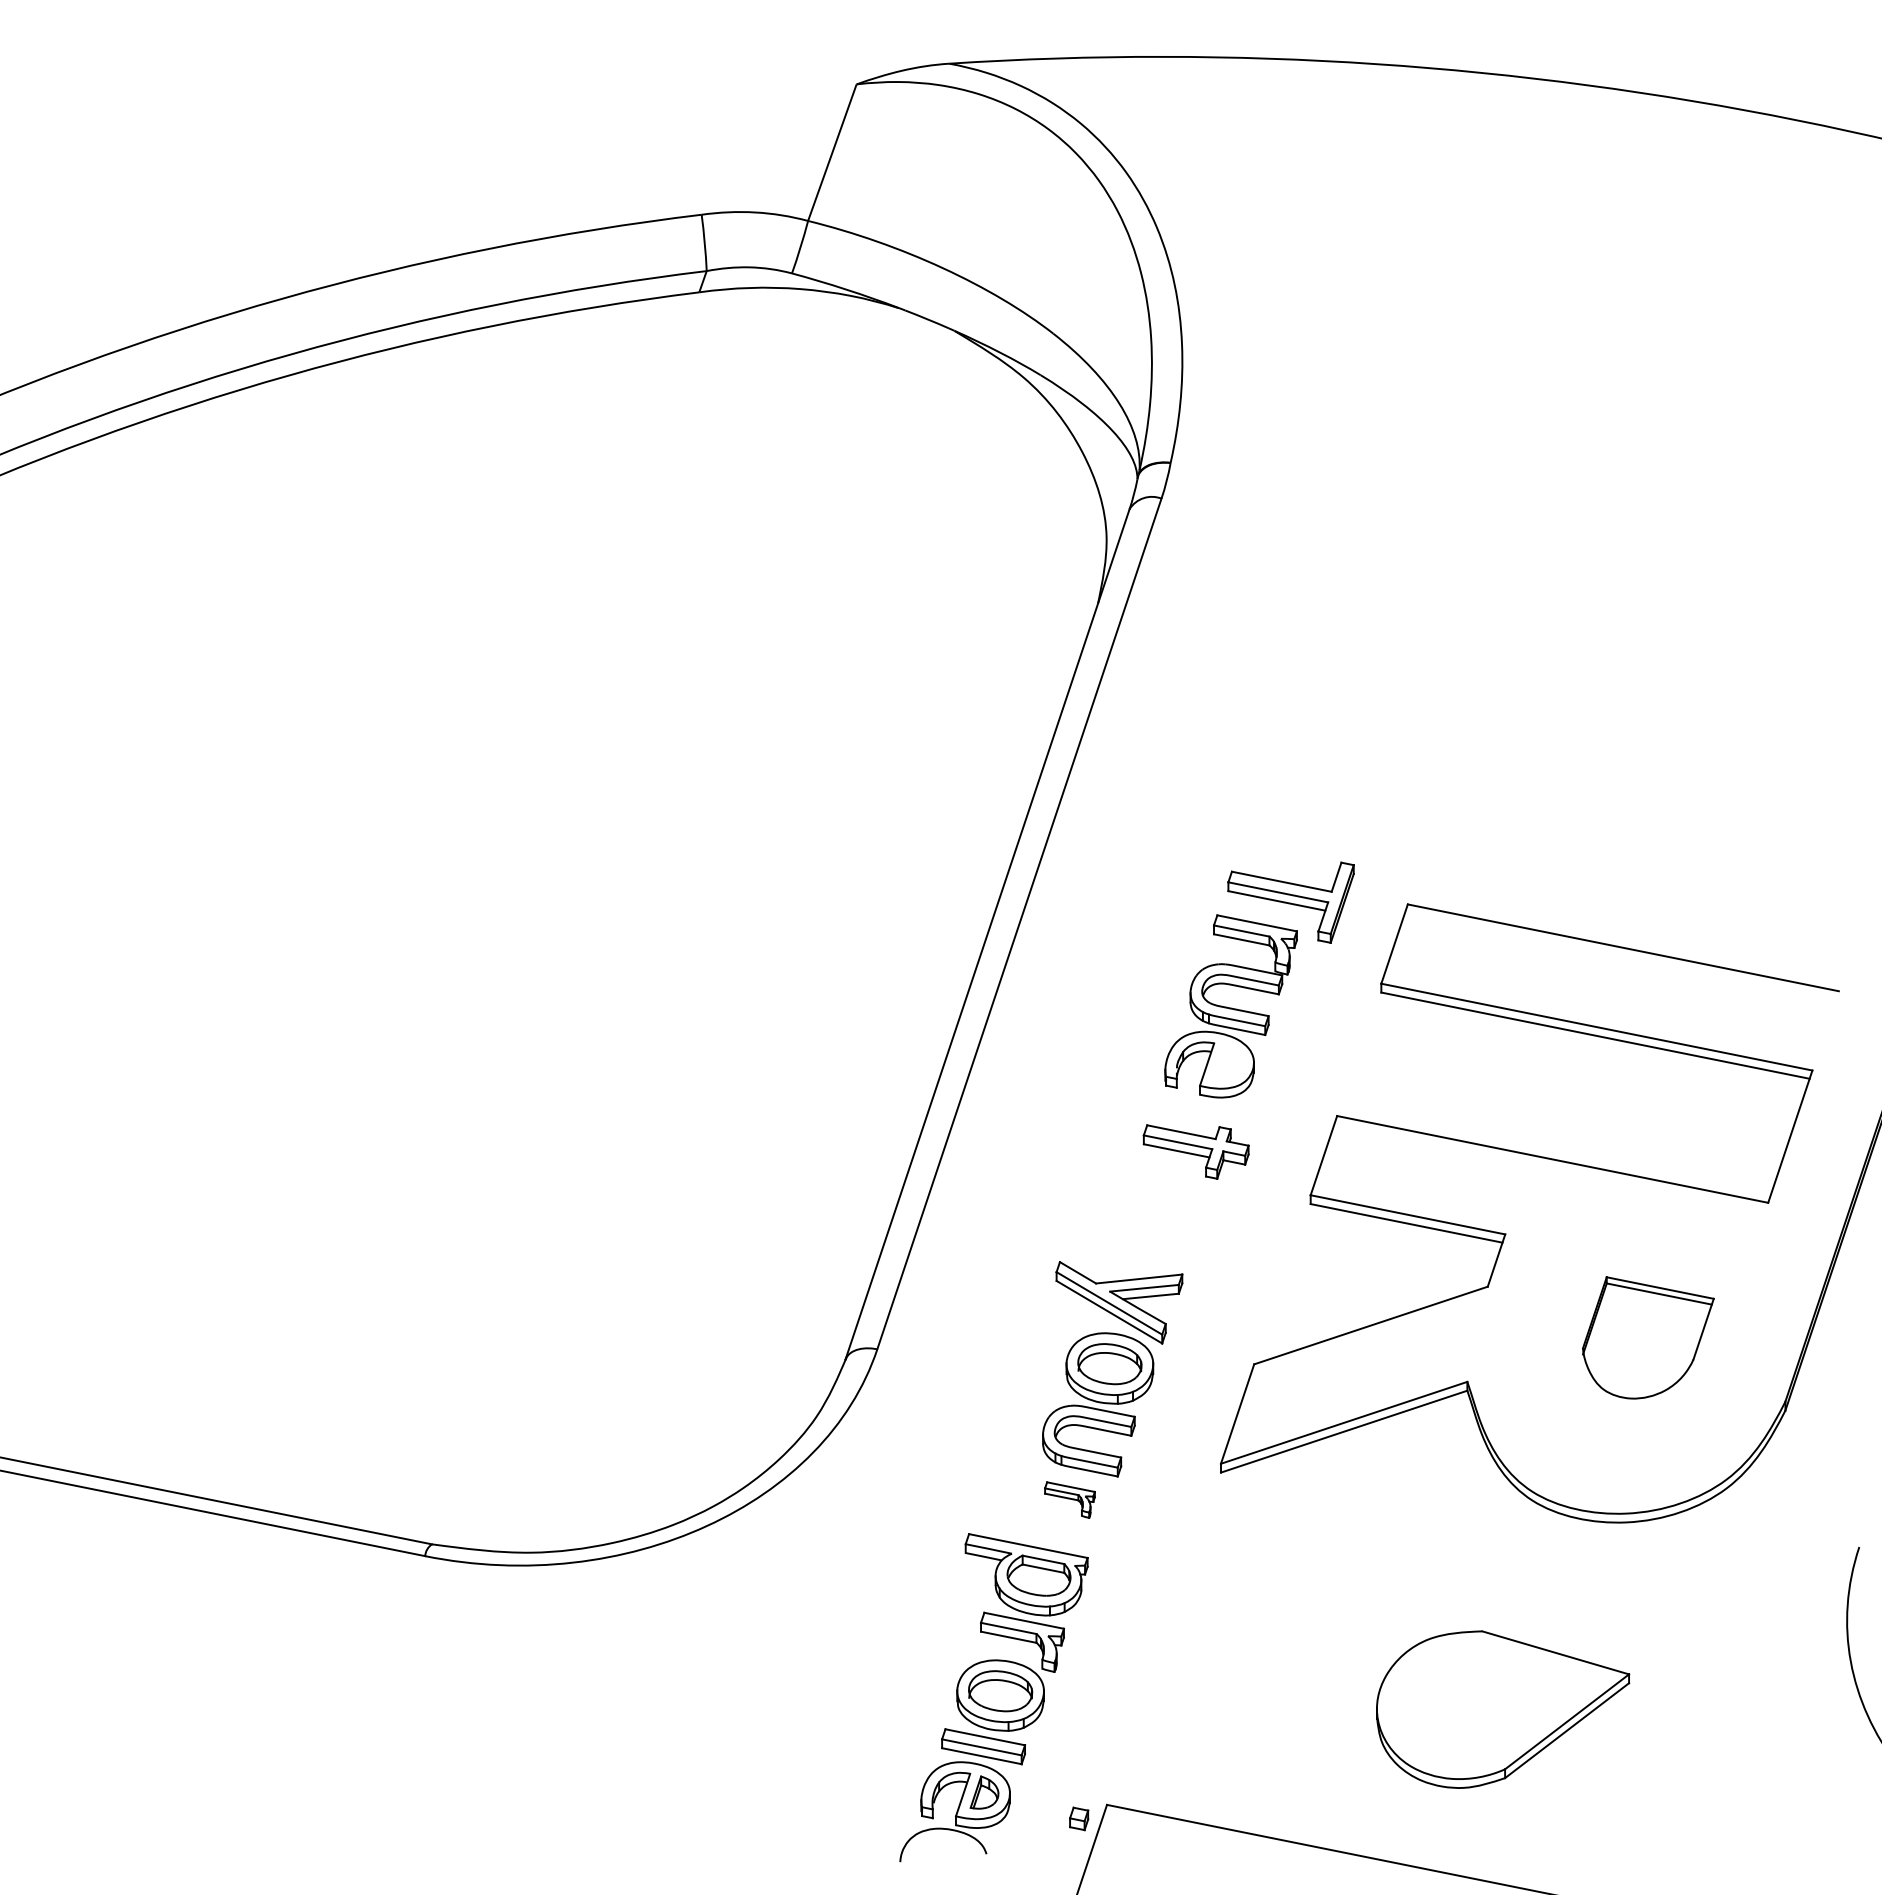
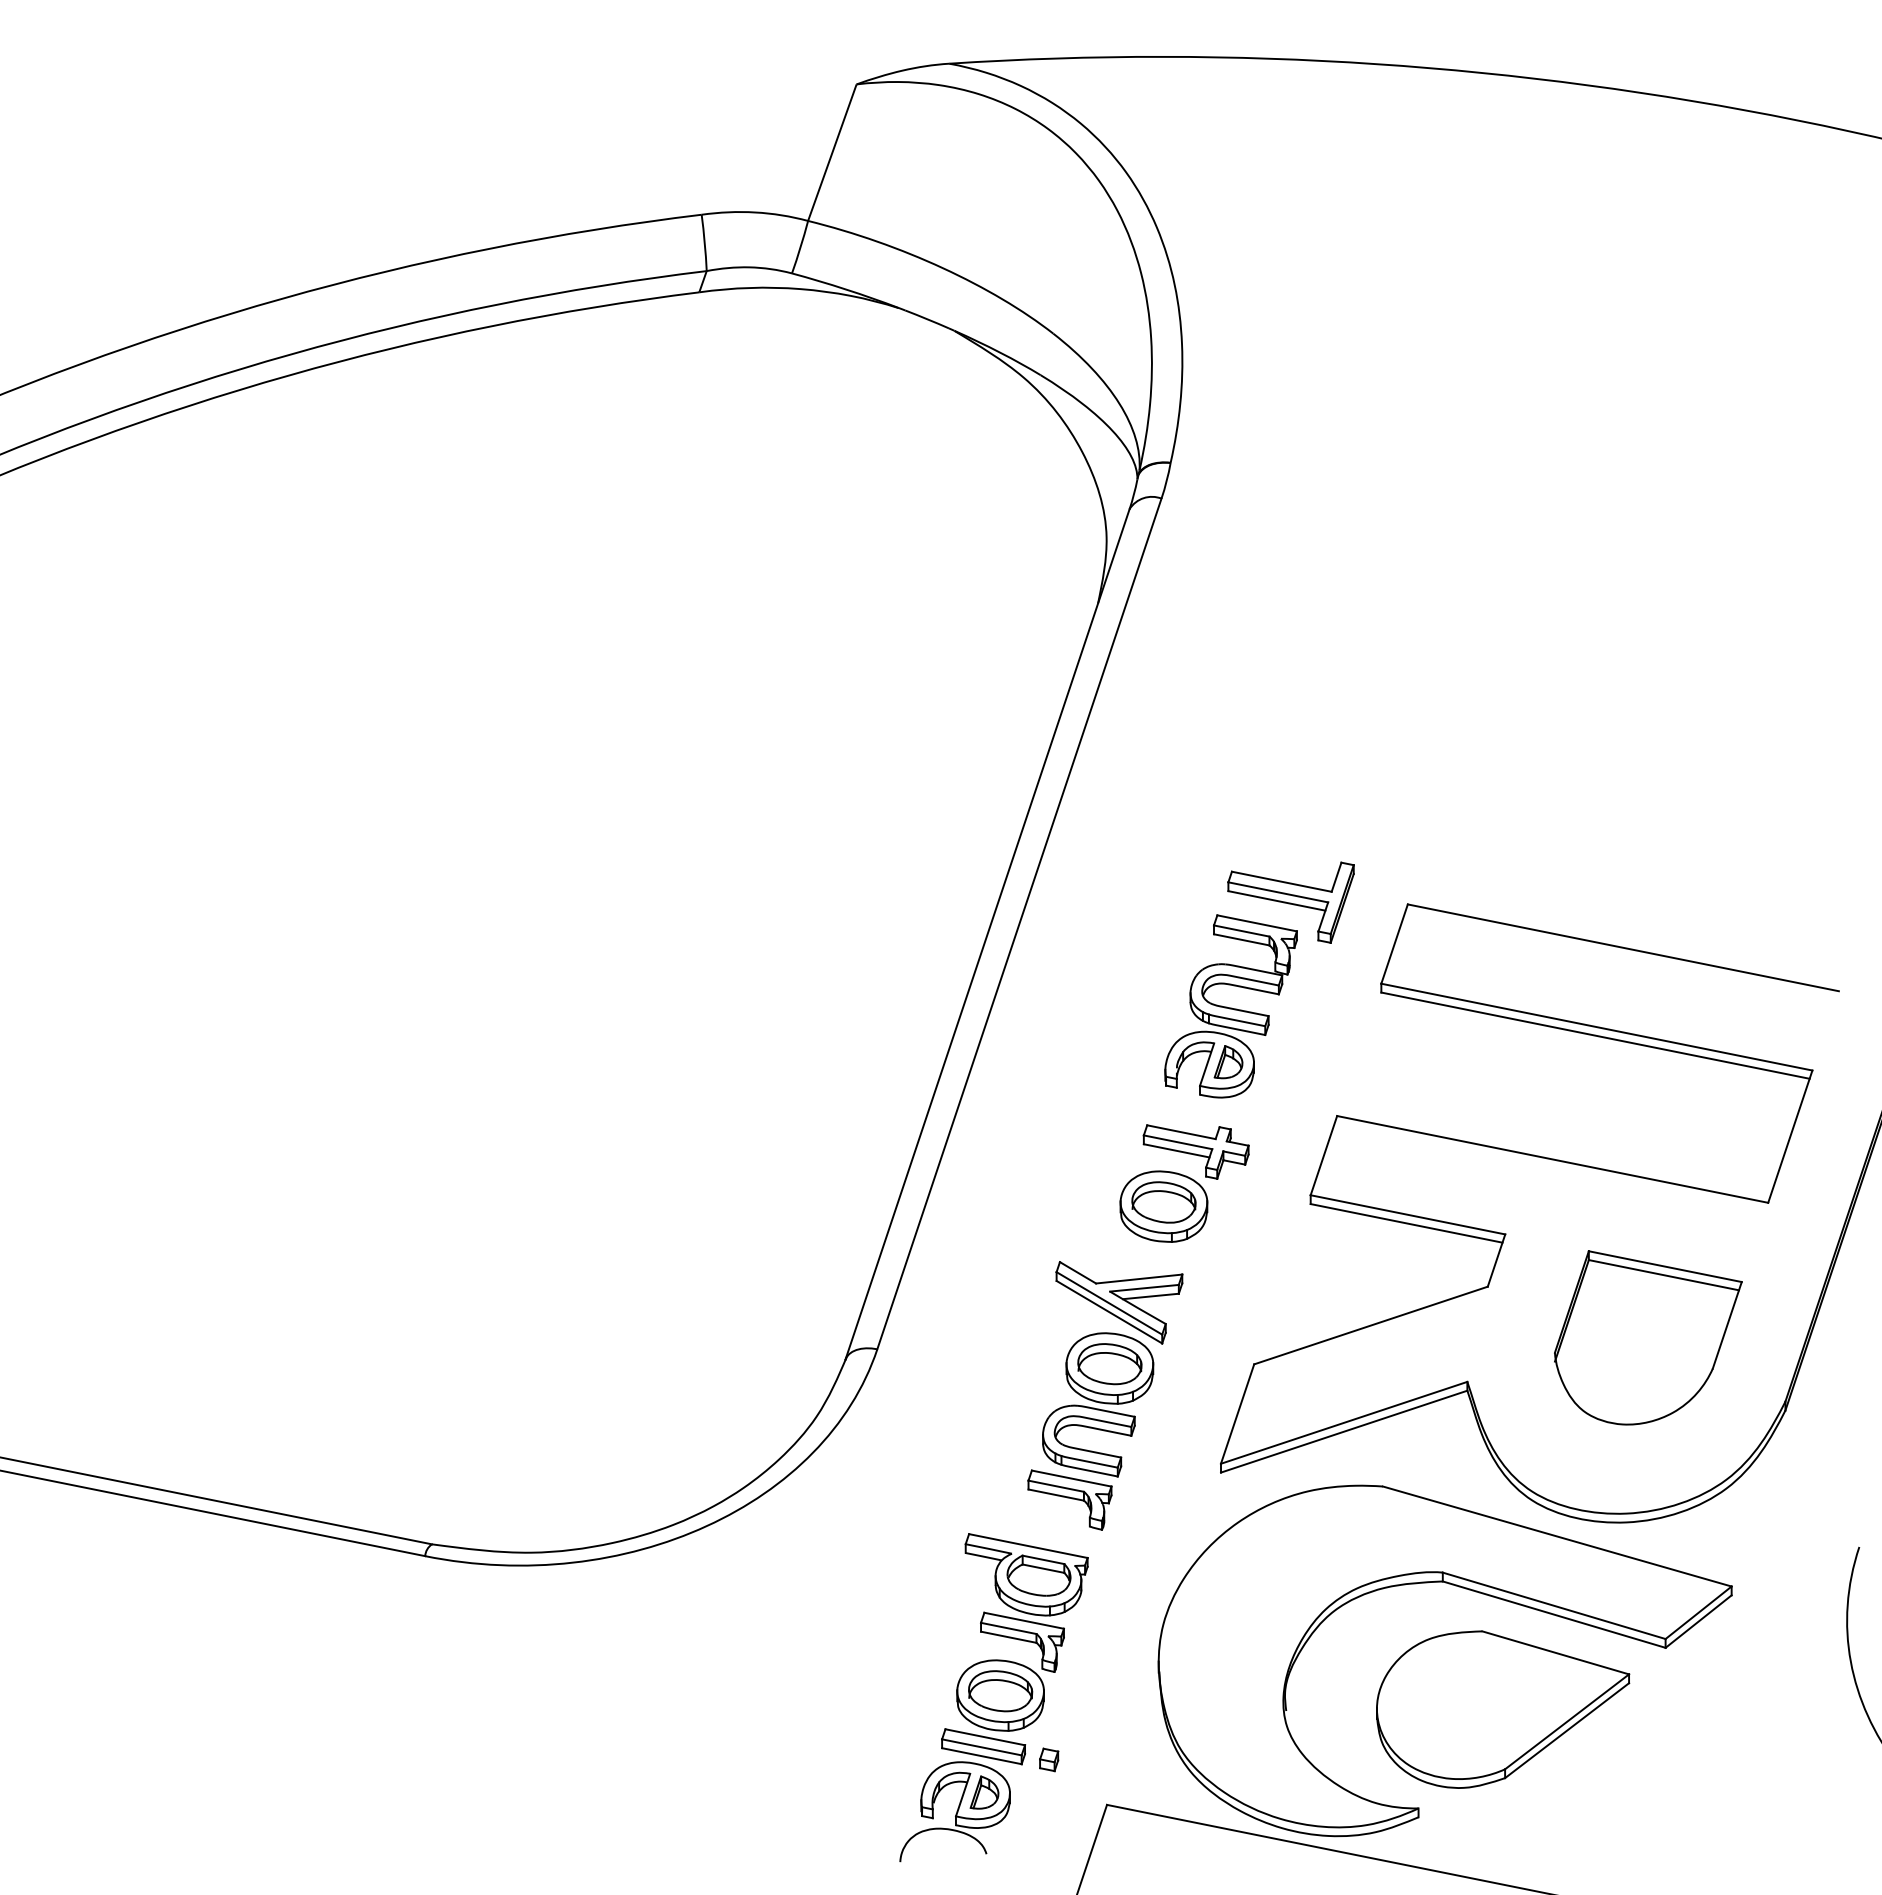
part: none -> present (1228, 1062)
part: none -> present (1163, 1206)
part size: 133x124 px -> 189x176 px (1648, 1337)
part size: 52x38 px -> 86x62 px (1069, 1499)
part: none -> present (1465, 1589)
part position: (1079, 1818) -> (1049, 1759) (1049, 1759)
